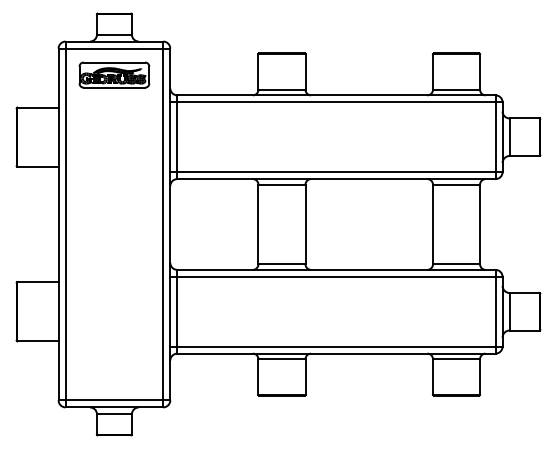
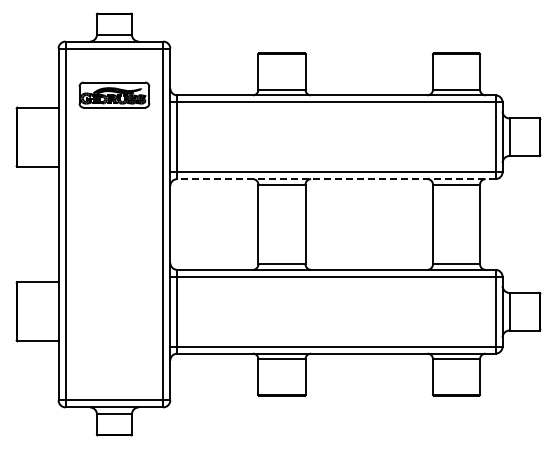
part position: (114, 74) -> (114, 94) (114, 94)
line: solid -> dashed (335, 179)
